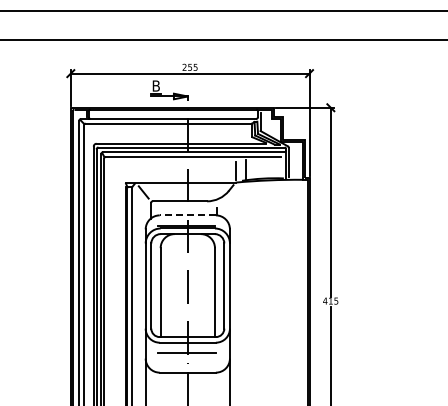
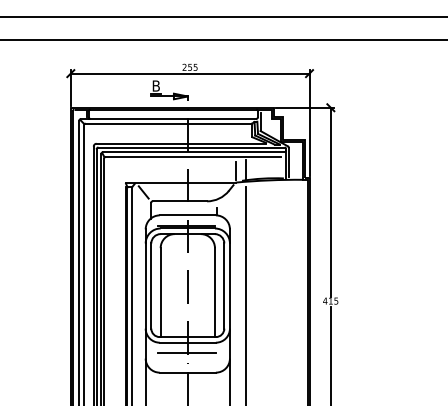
line position: (223, 11) -> (223, 17) (223, 17)
line: dashed -> solid (187, 215)
line: none -> present (246, 294)
